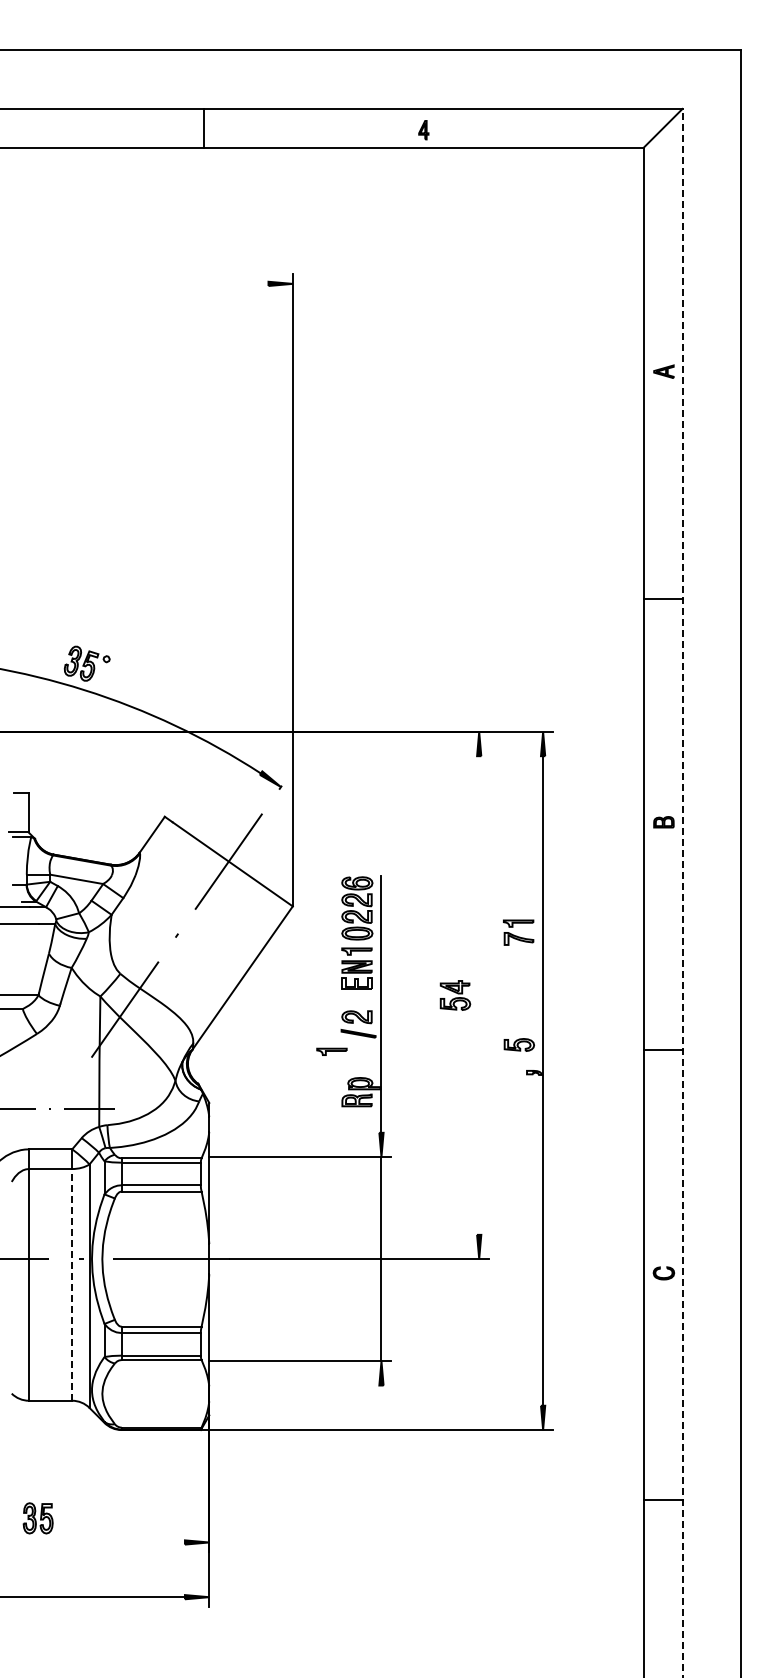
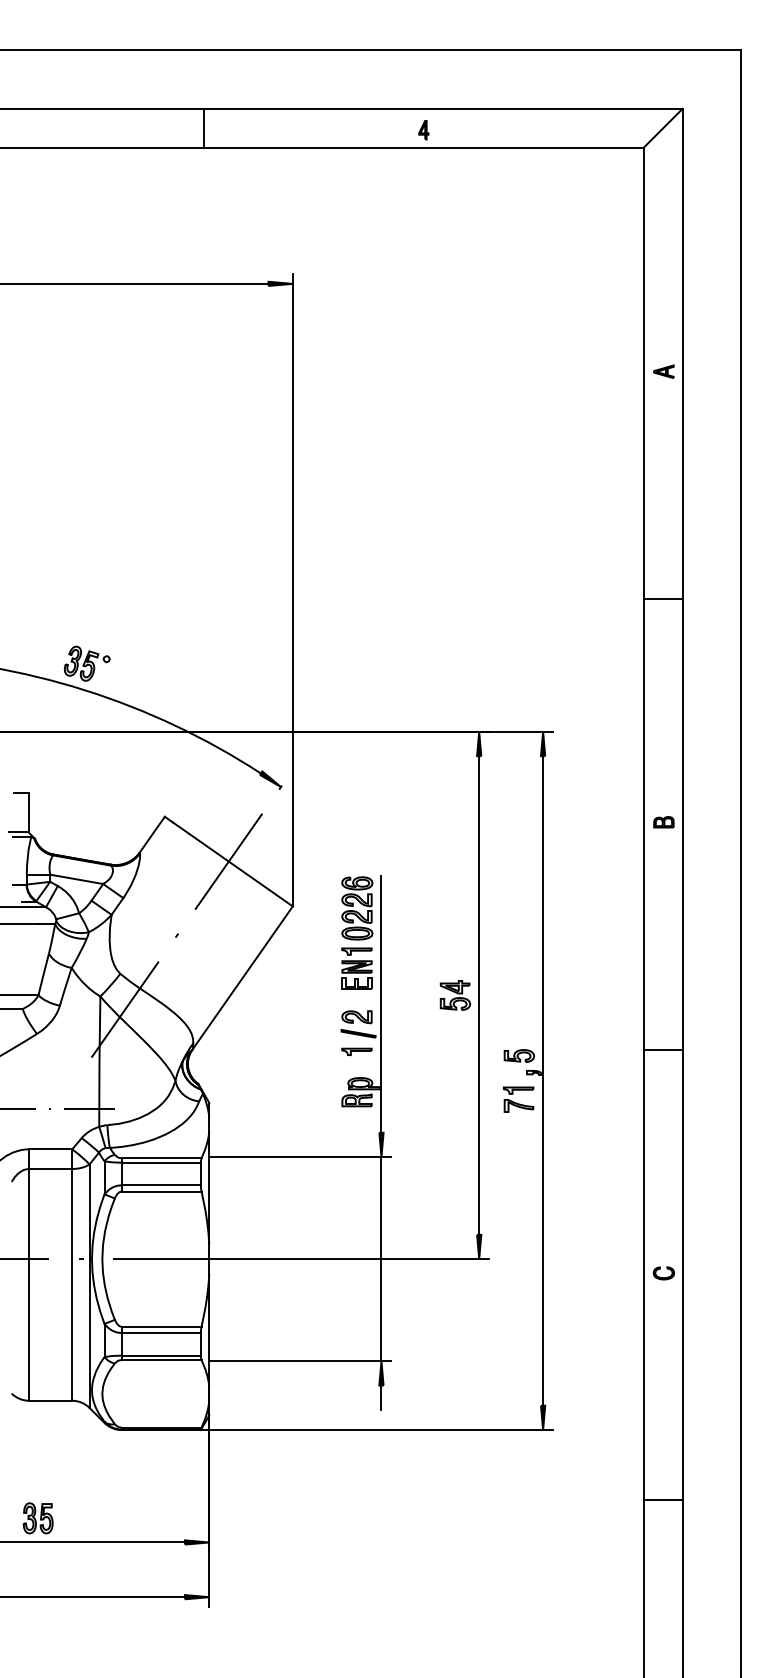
line: none -> present (135, 283)
line: dashed -> solid (682, 892)
part position: (518, 932) -> (518, 1099) (518, 1099)
line: none -> present (479, 995)
part position: (518, 1044) -> (518, 1055) (518, 1055)
part position: (331, 1051) -> (356, 1051) (356, 1051)
line: dashed -> solid (72, 1284)
line: none -> present (381, 1397)
line: none -> present (93, 1542)
